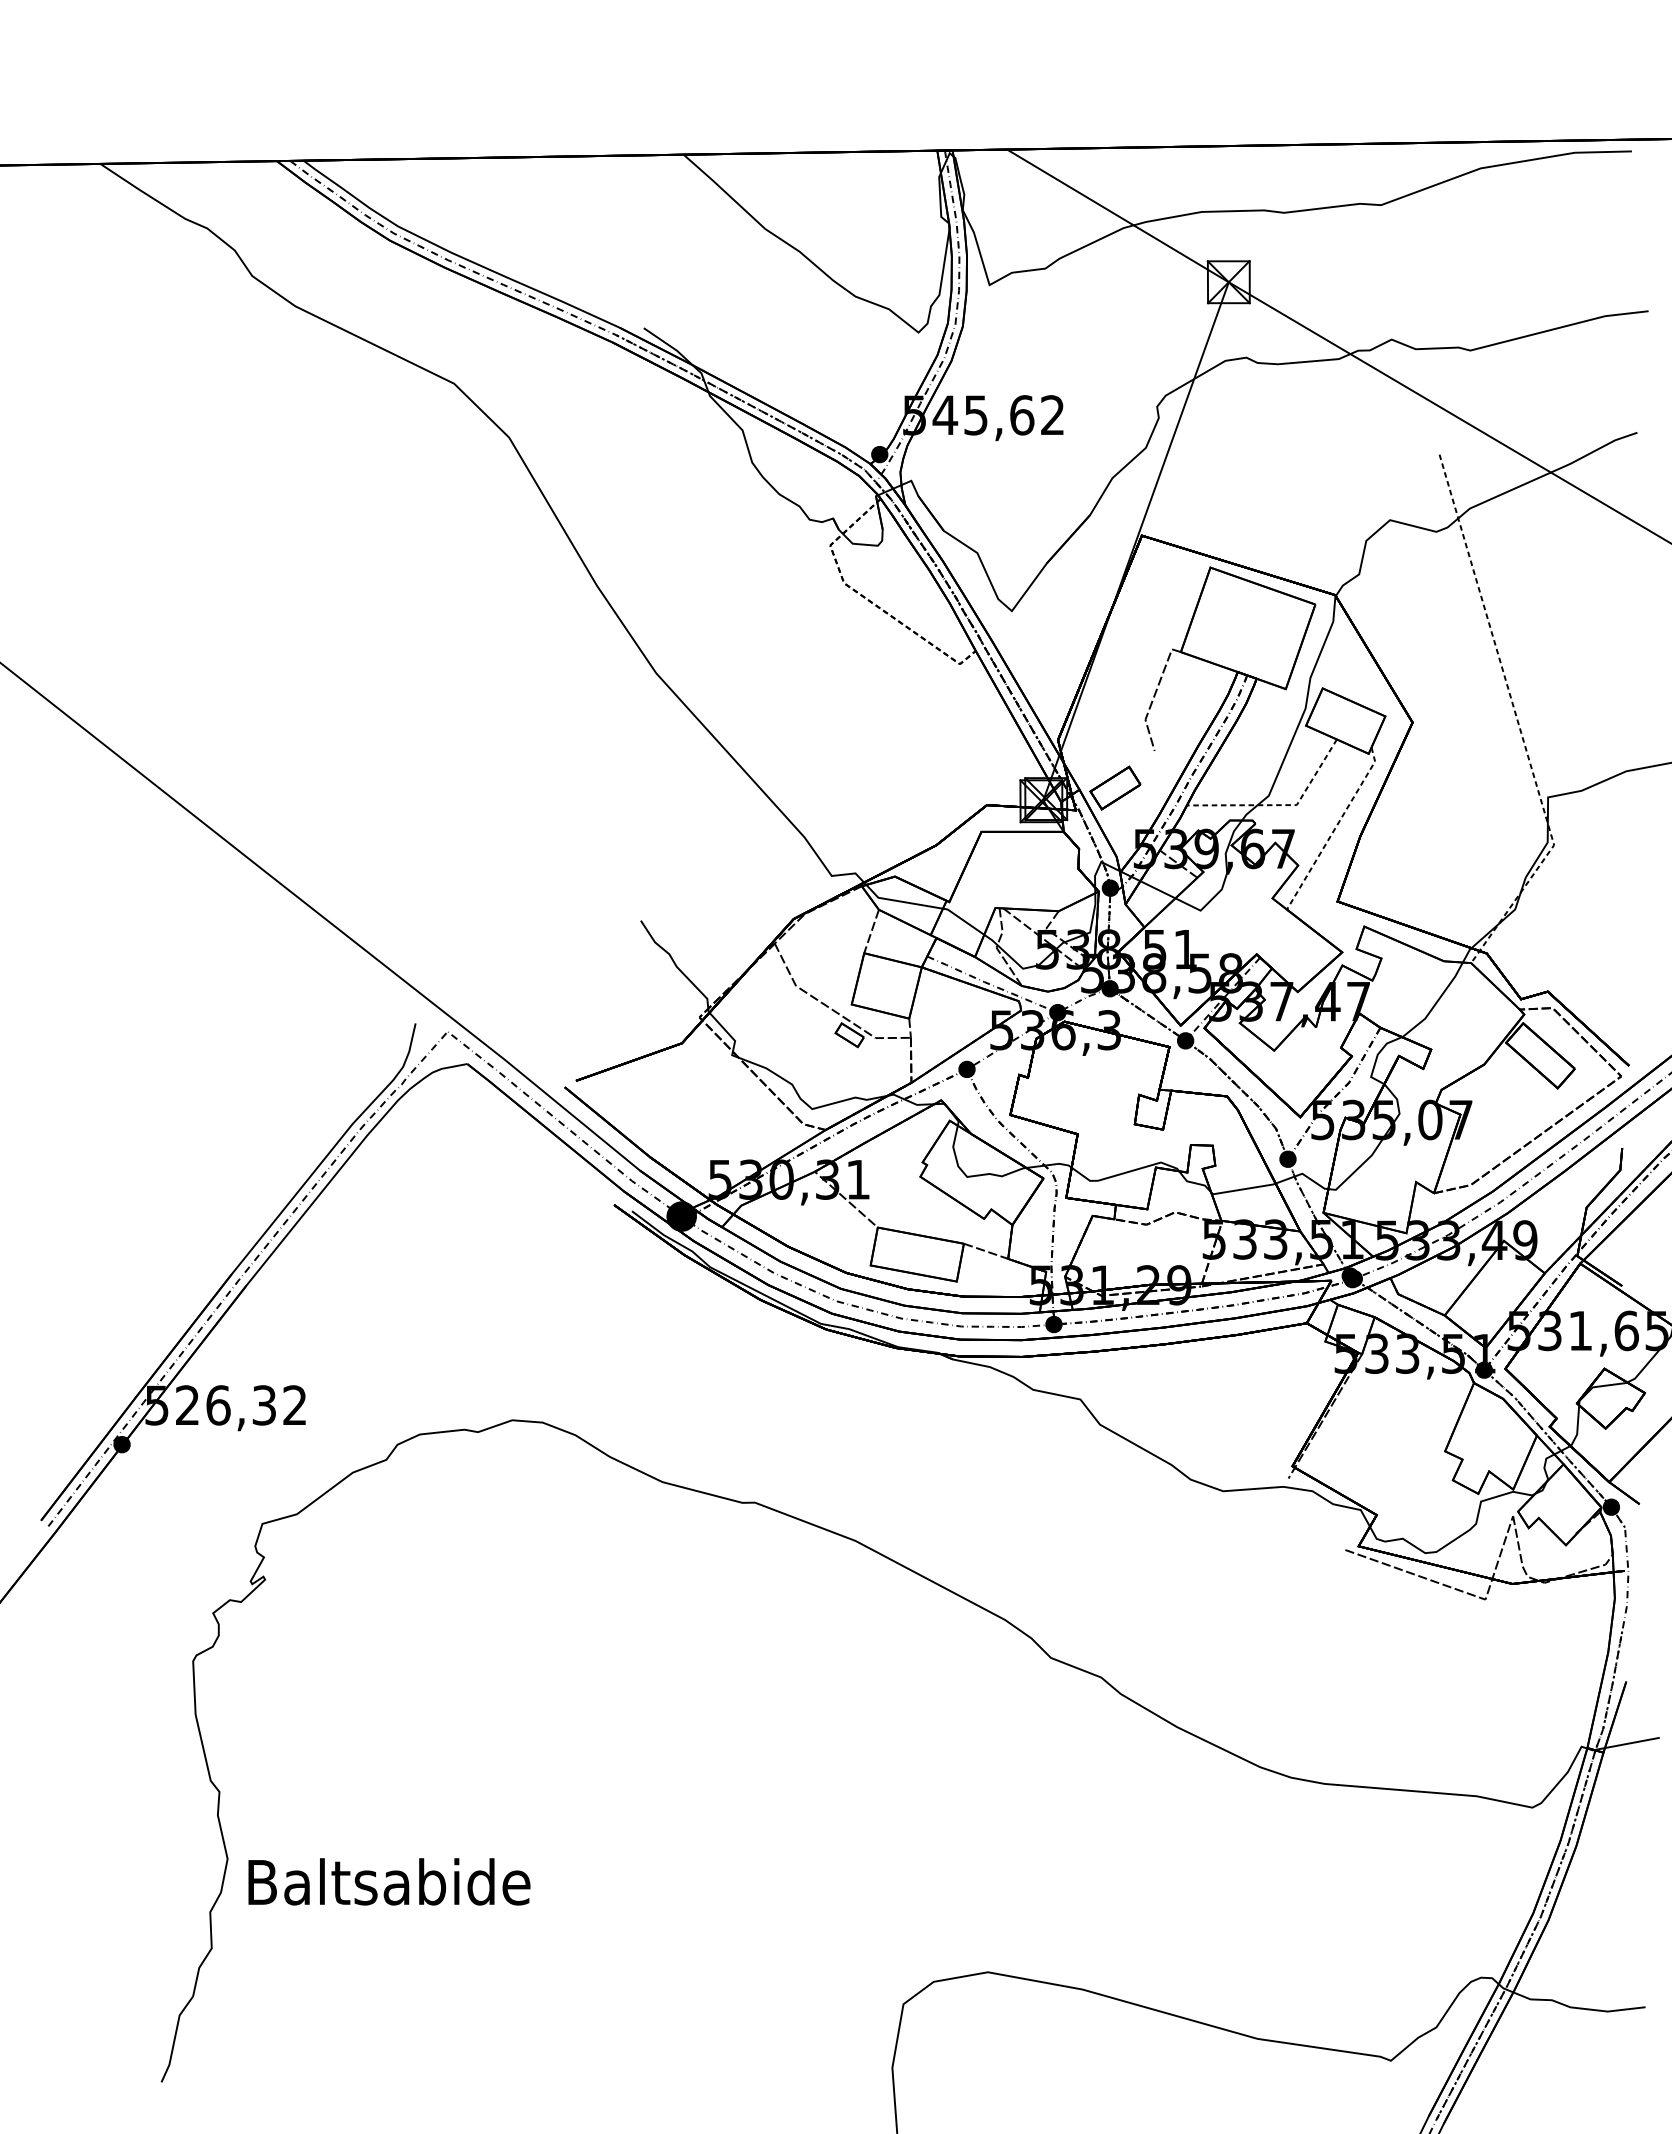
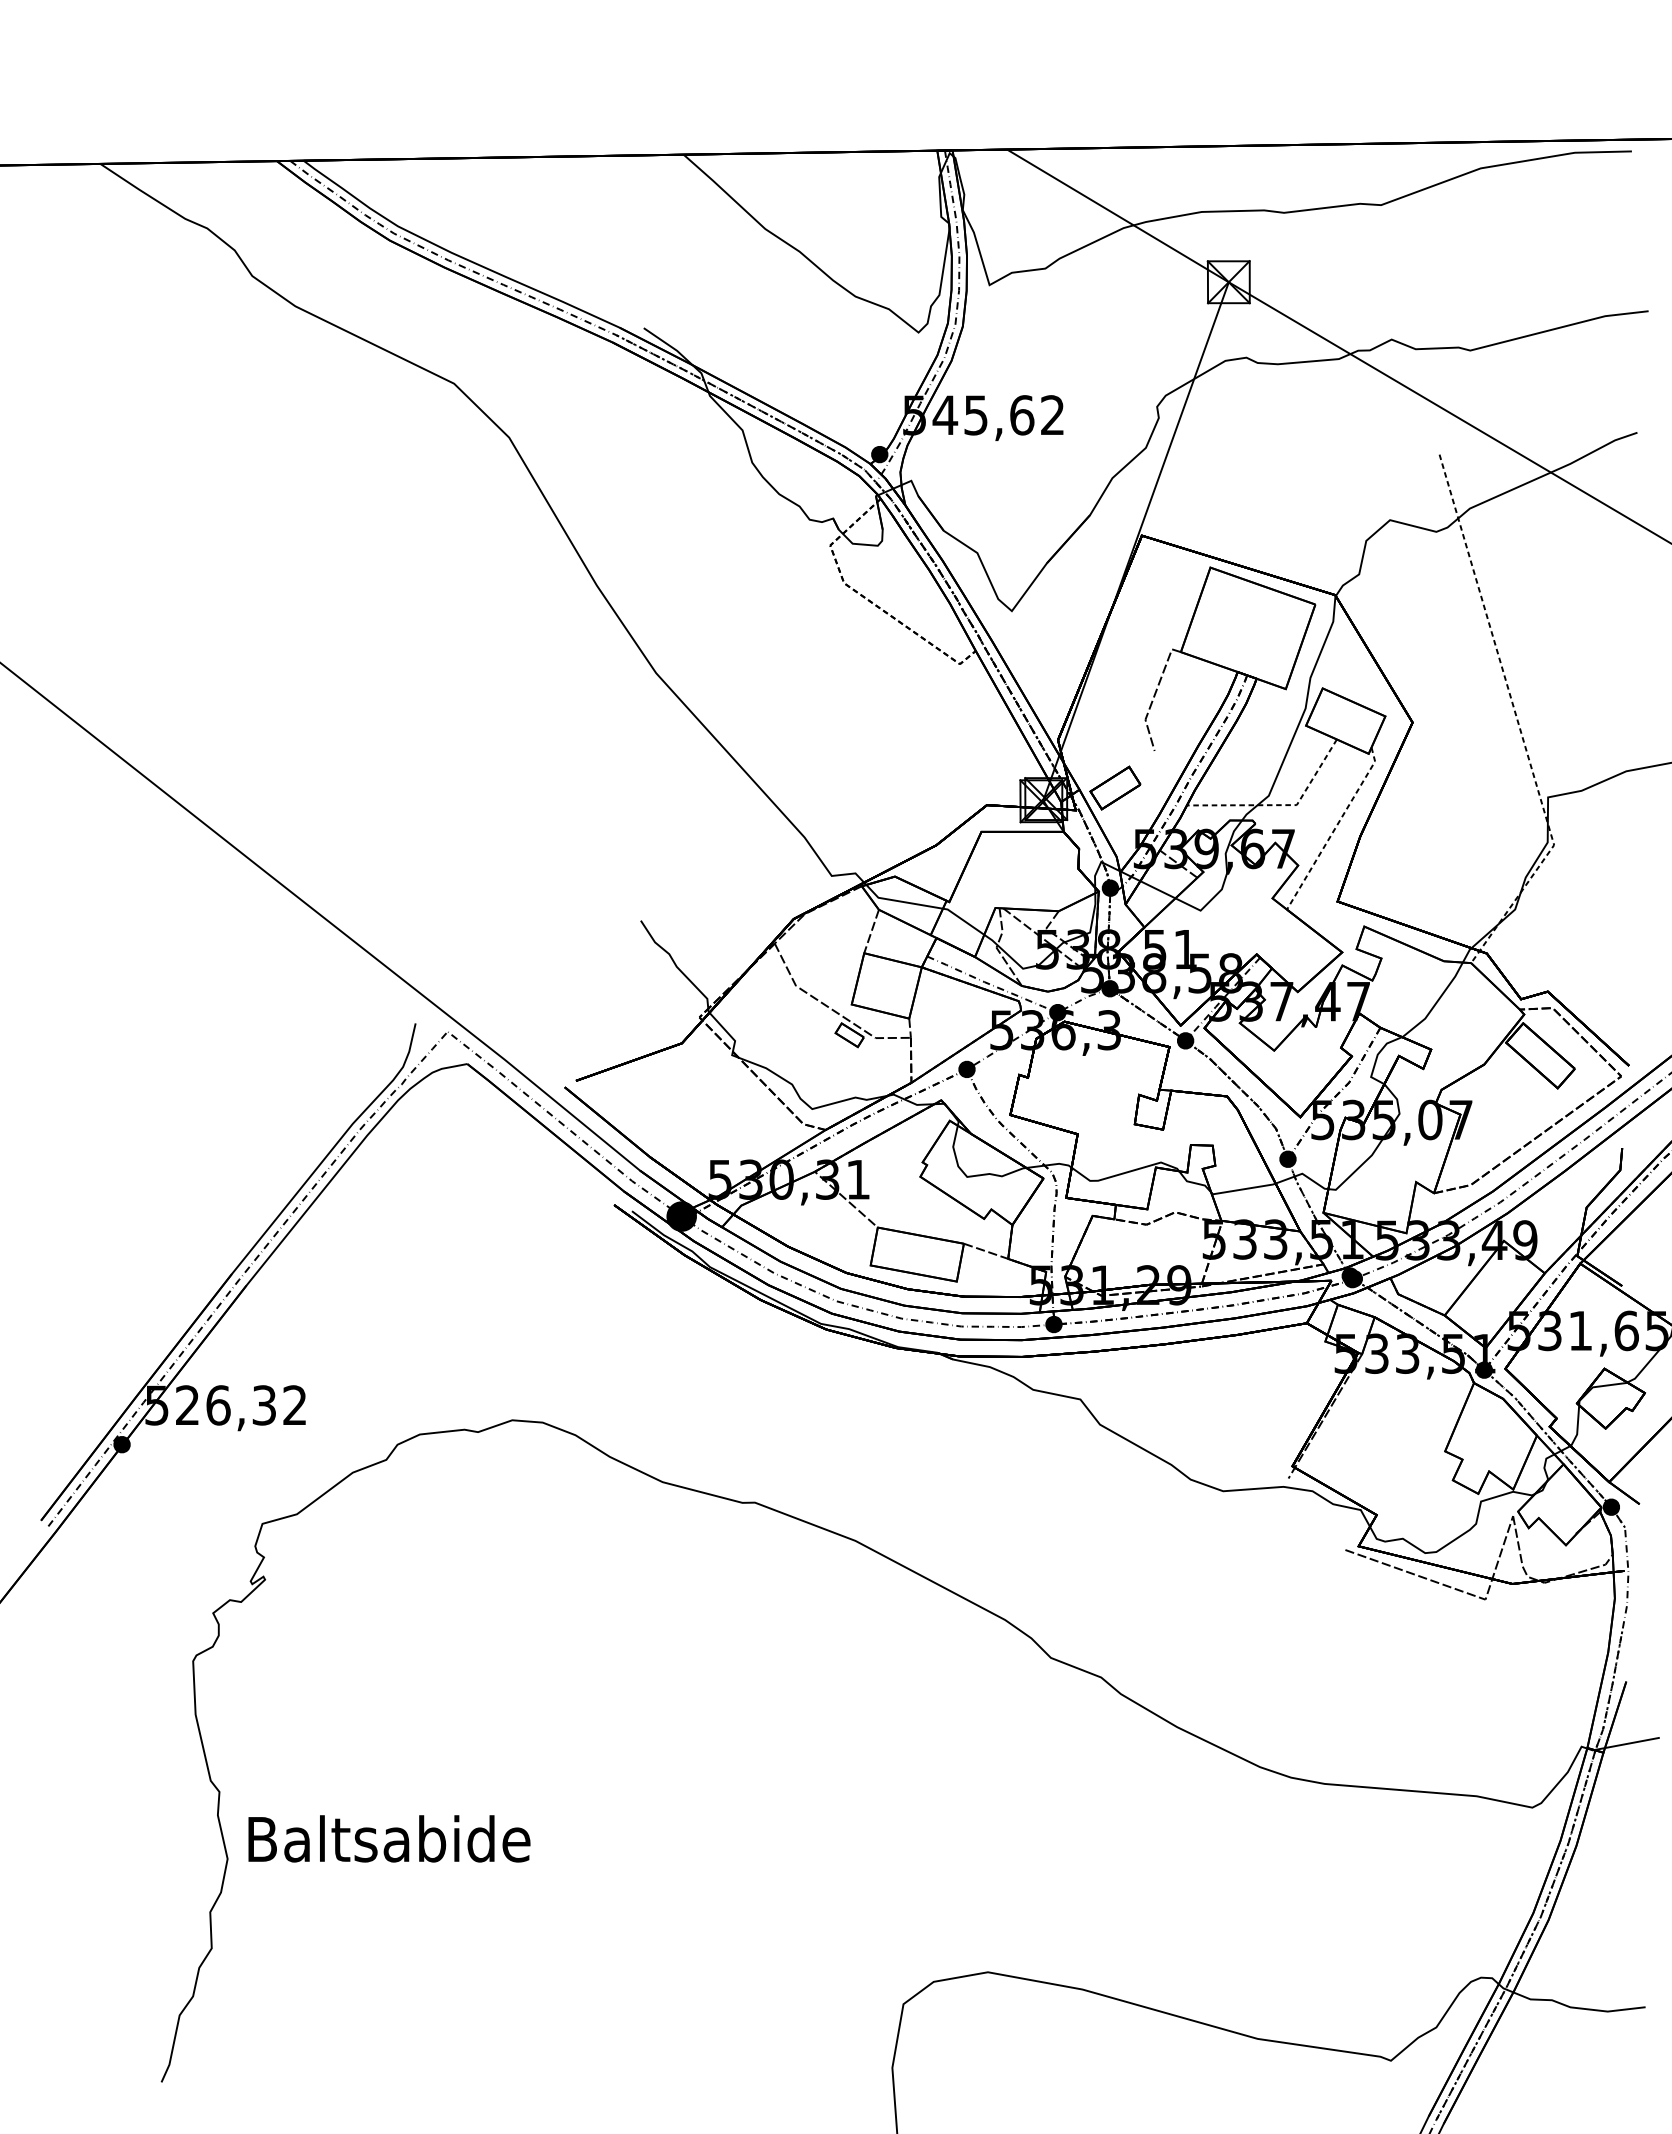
text position: (389, 1881) -> (389, 1838) (389, 1838)
